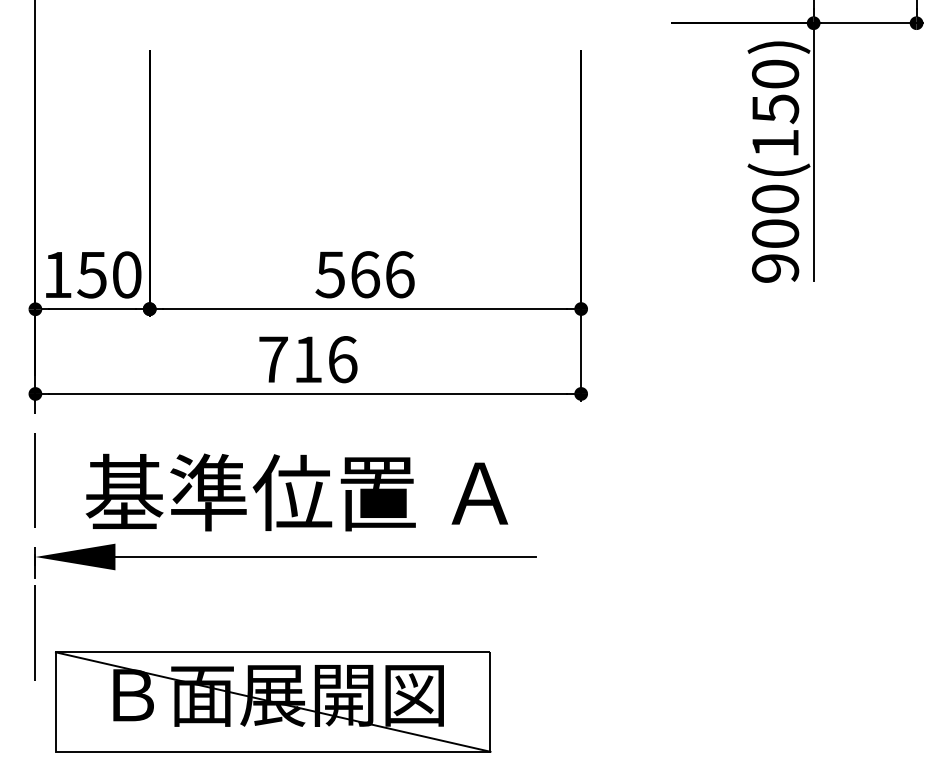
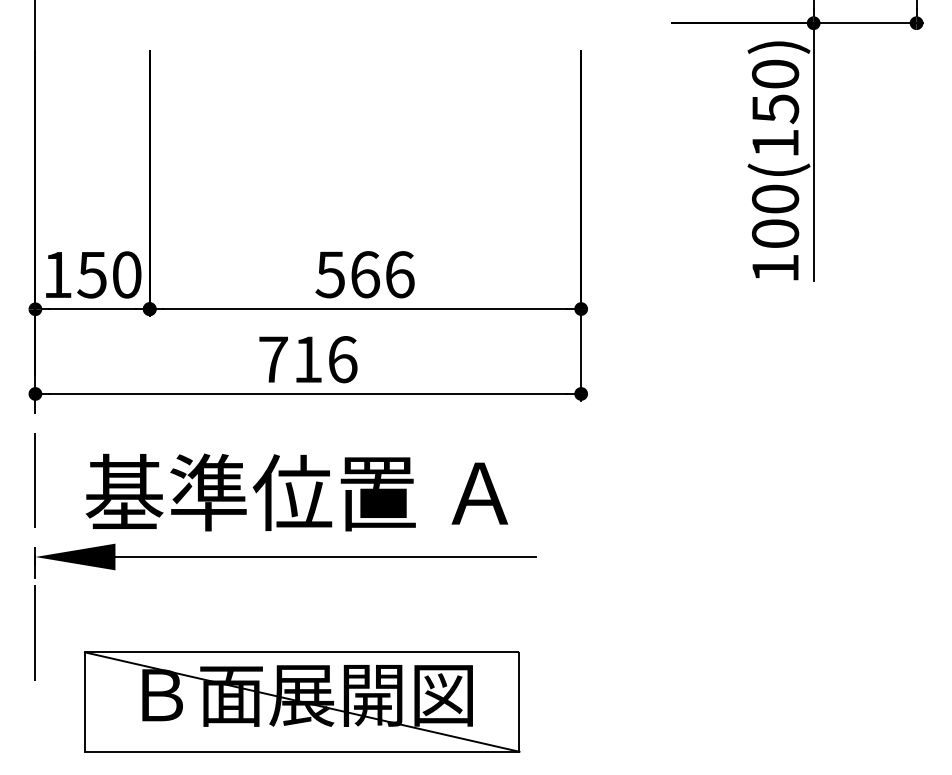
text: 900(150) -> 100(150) (775, 268)
part position: (273, 701) -> (302, 701) (302, 701)
